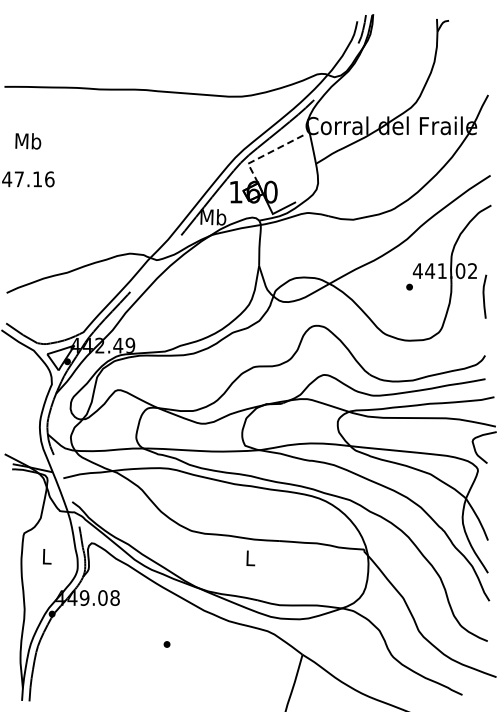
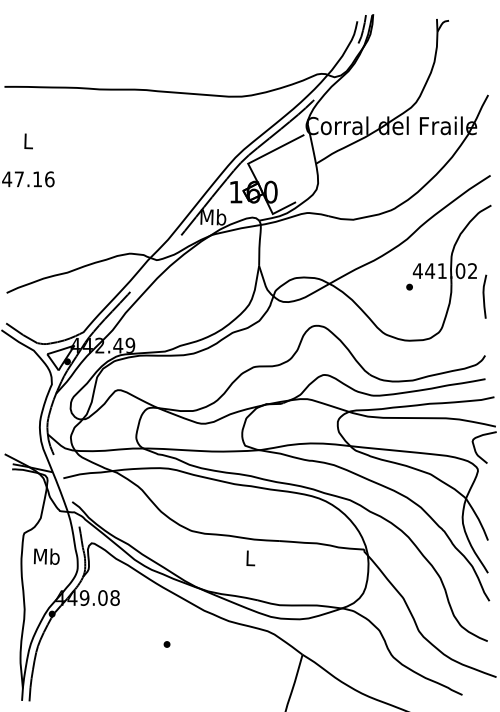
text: Mb -> L (28, 141)
line: dashed -> solid (266, 154)
text: L -> Mb (46, 556)
